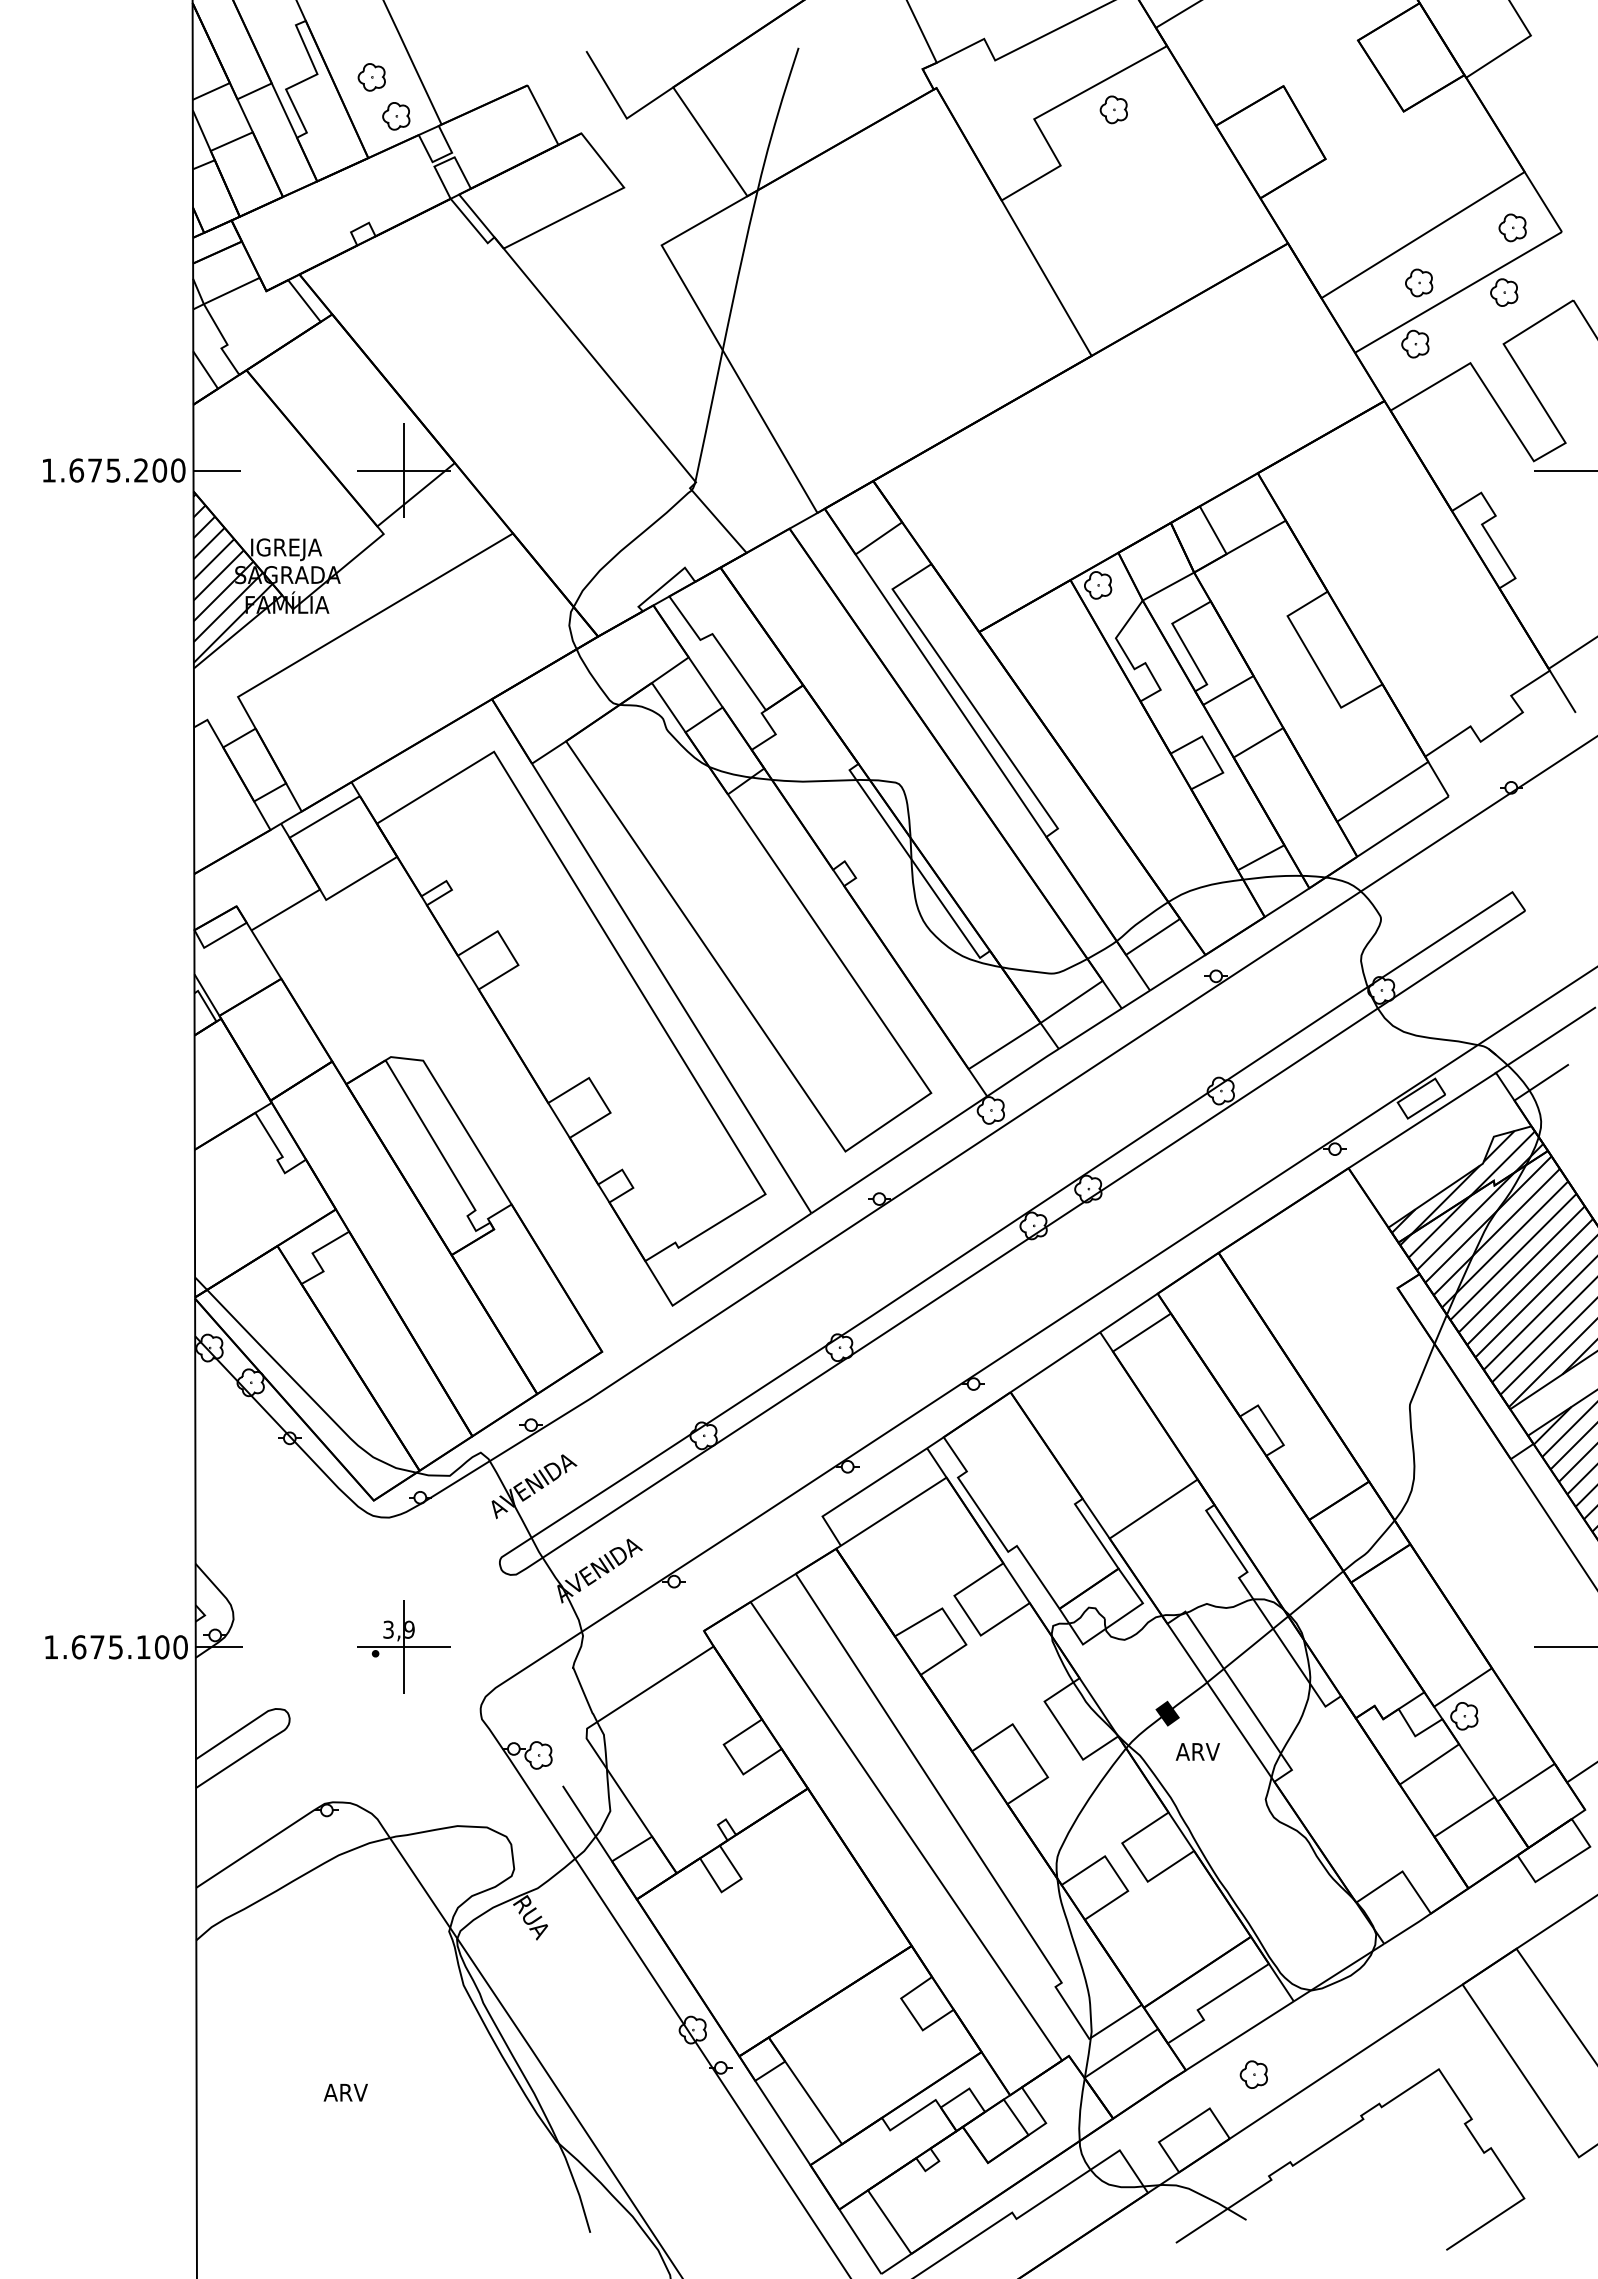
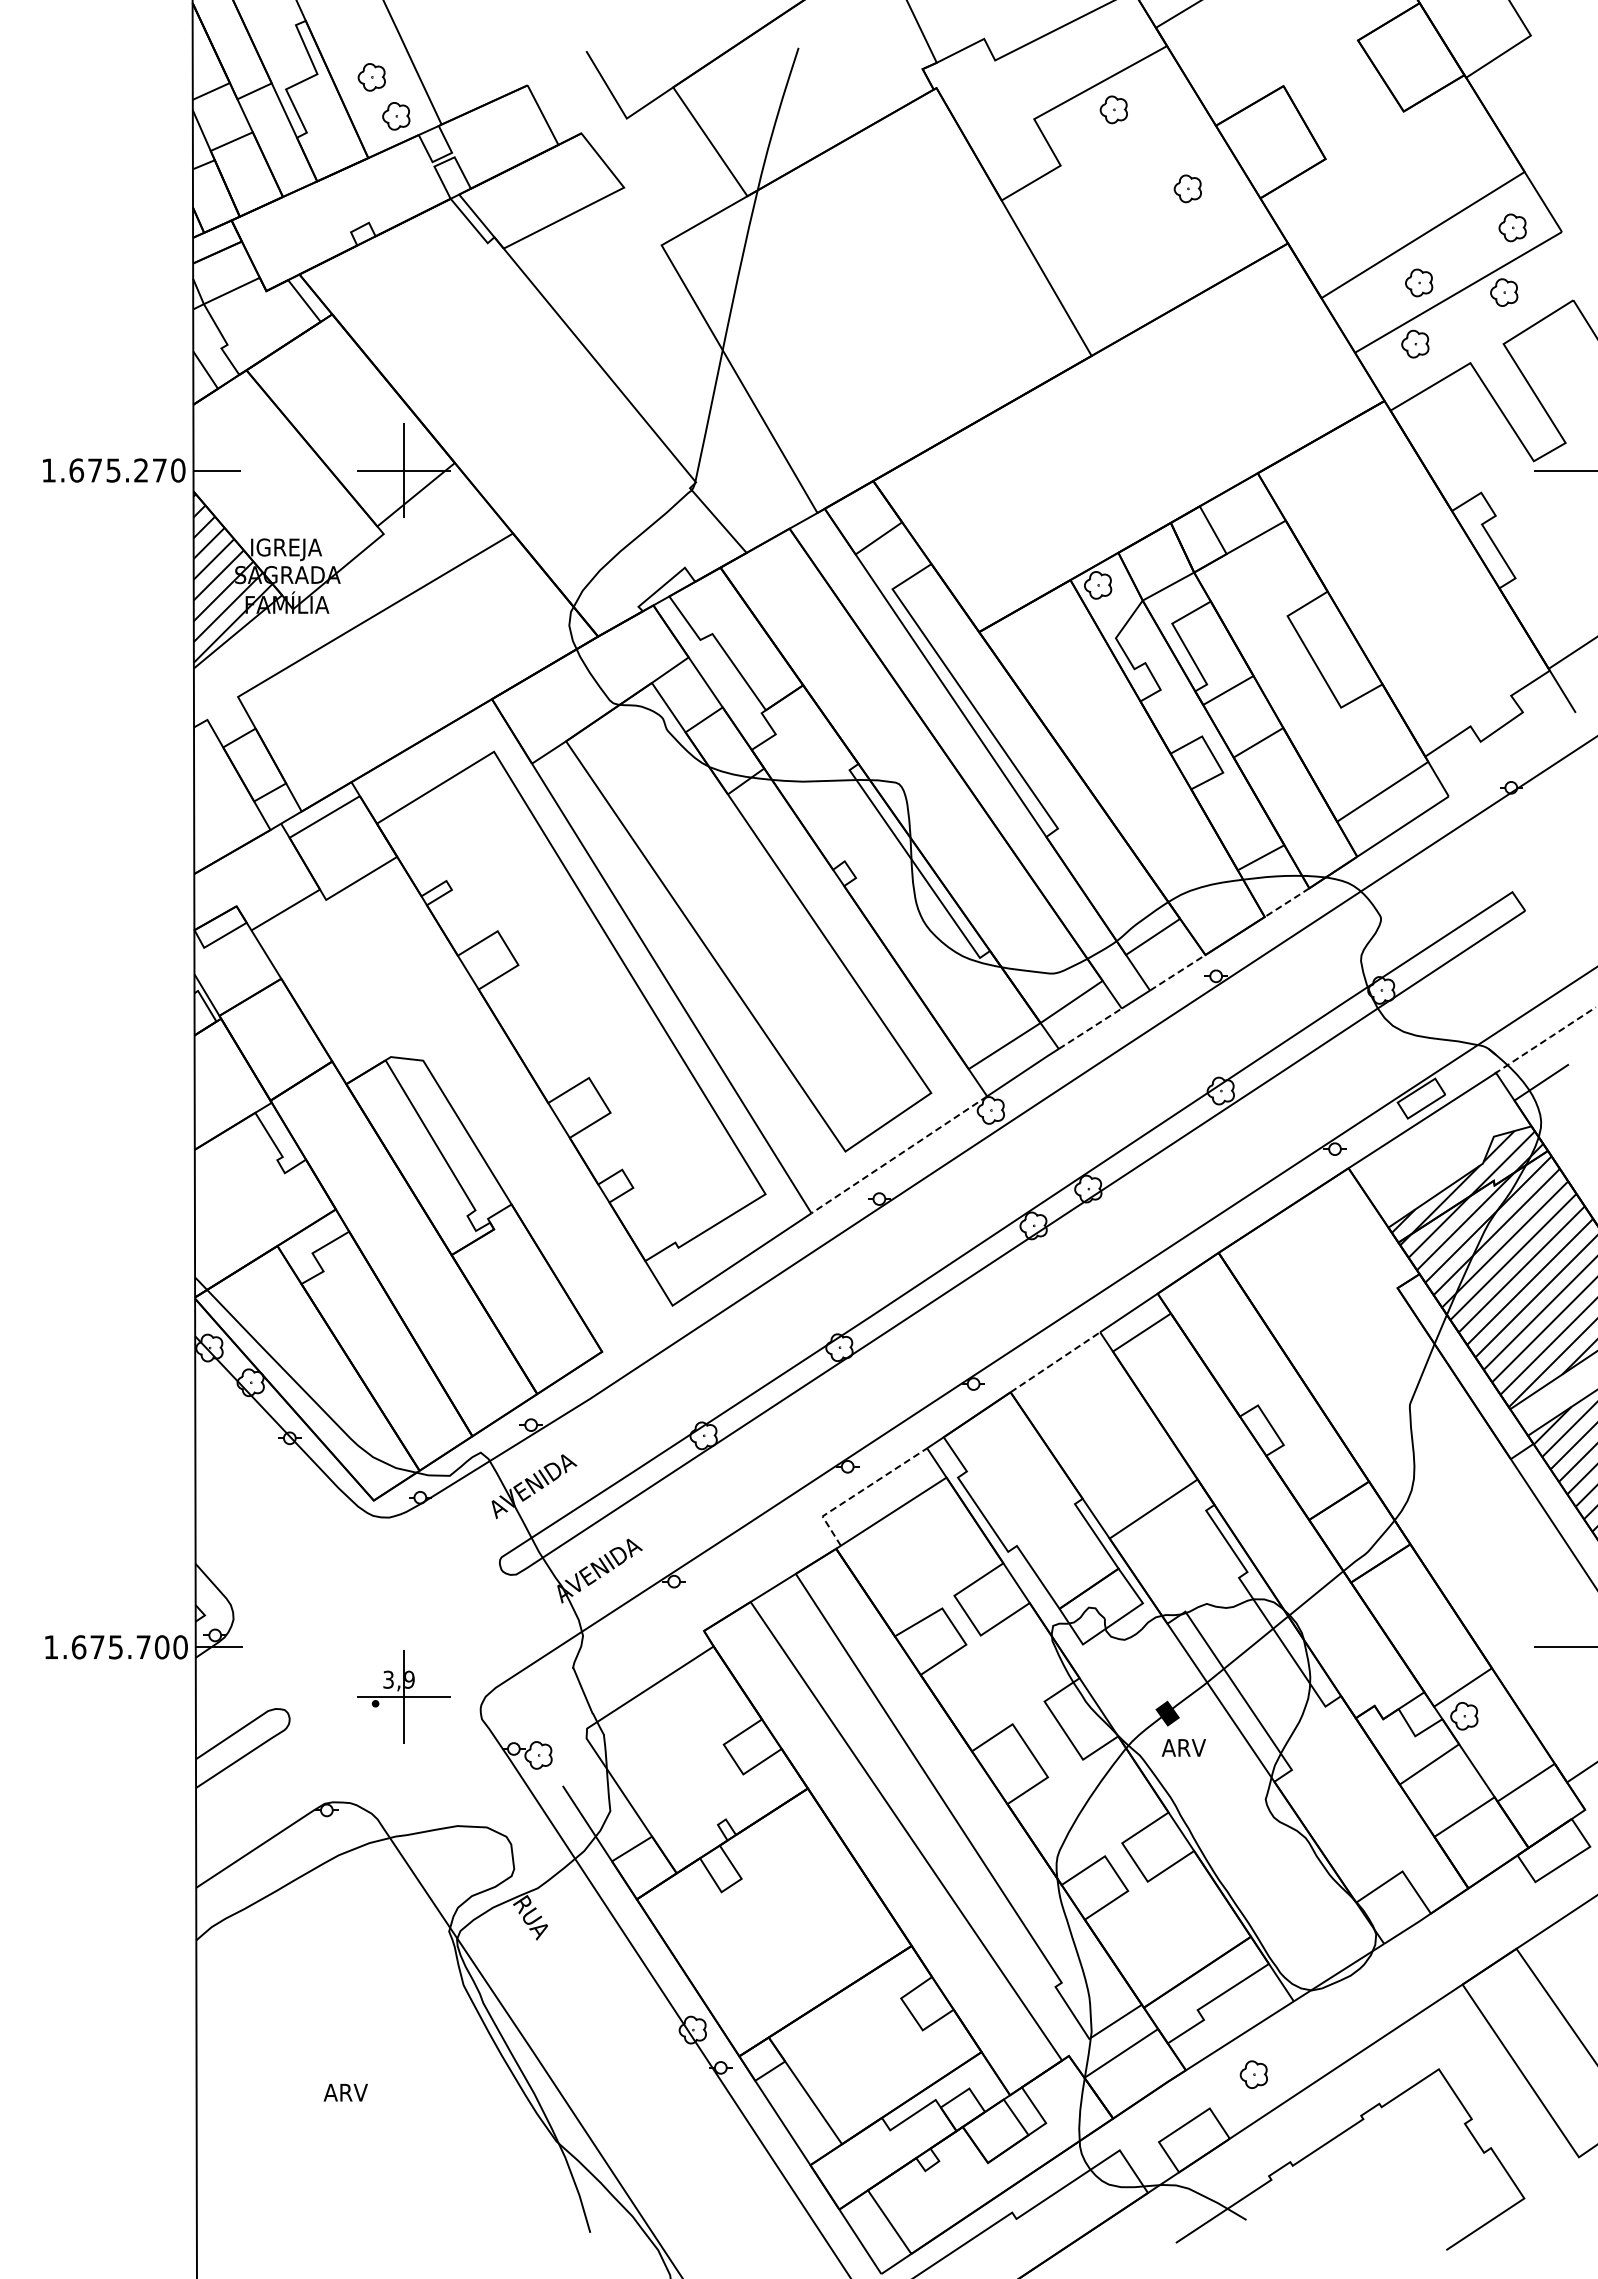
part: none -> present (1187, 188)
text: 1.675.200 -> 1.675.270 (159, 470)
line: solid -> dashed (1287, 902)
line: solid -> dashed (1177, 972)
line: solid -> dashed (1090, 1028)
line: solid -> dashed (1544, 1040)
line: solid -> dashed (899, 1154)
line: solid -> dashed (1055, 1362)
line: solid -> dashed (860, 1491)
text: 1.675.100 -> 1.675.700 (143, 1646)
part position: (403, 1646) -> (403, 1696) (403, 1696)
text position: (1197, 1751) -> (1183, 1747) (1183, 1747)
